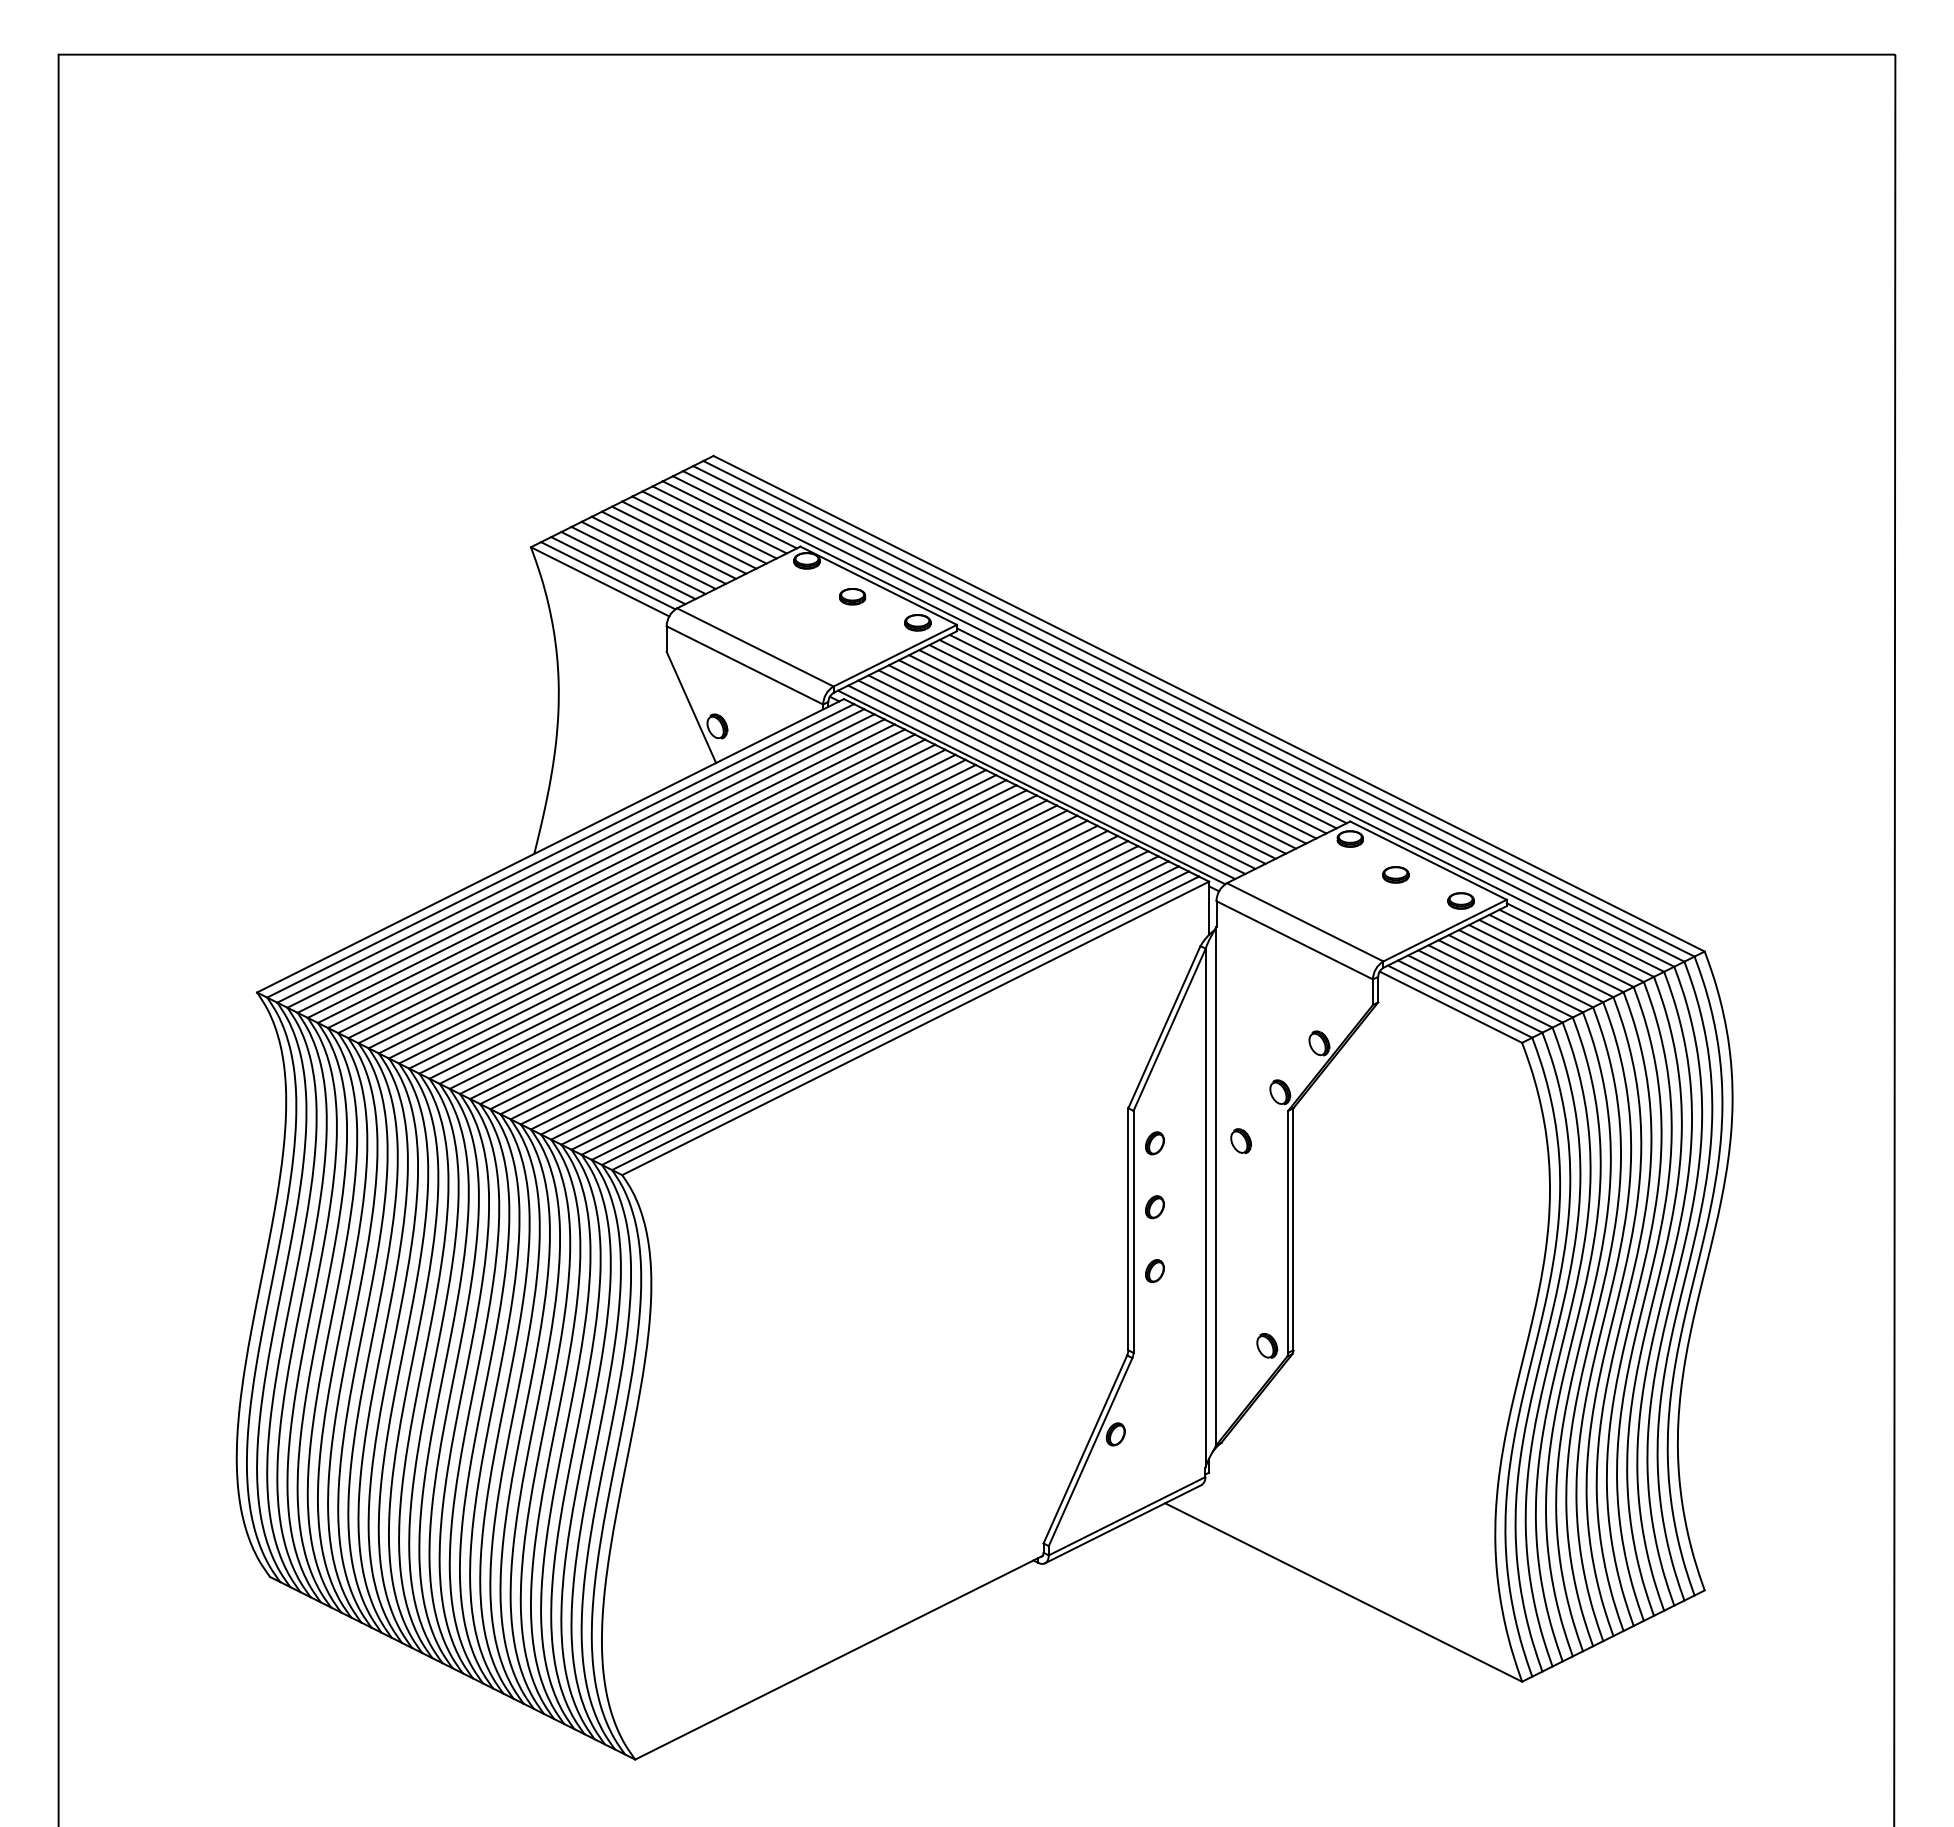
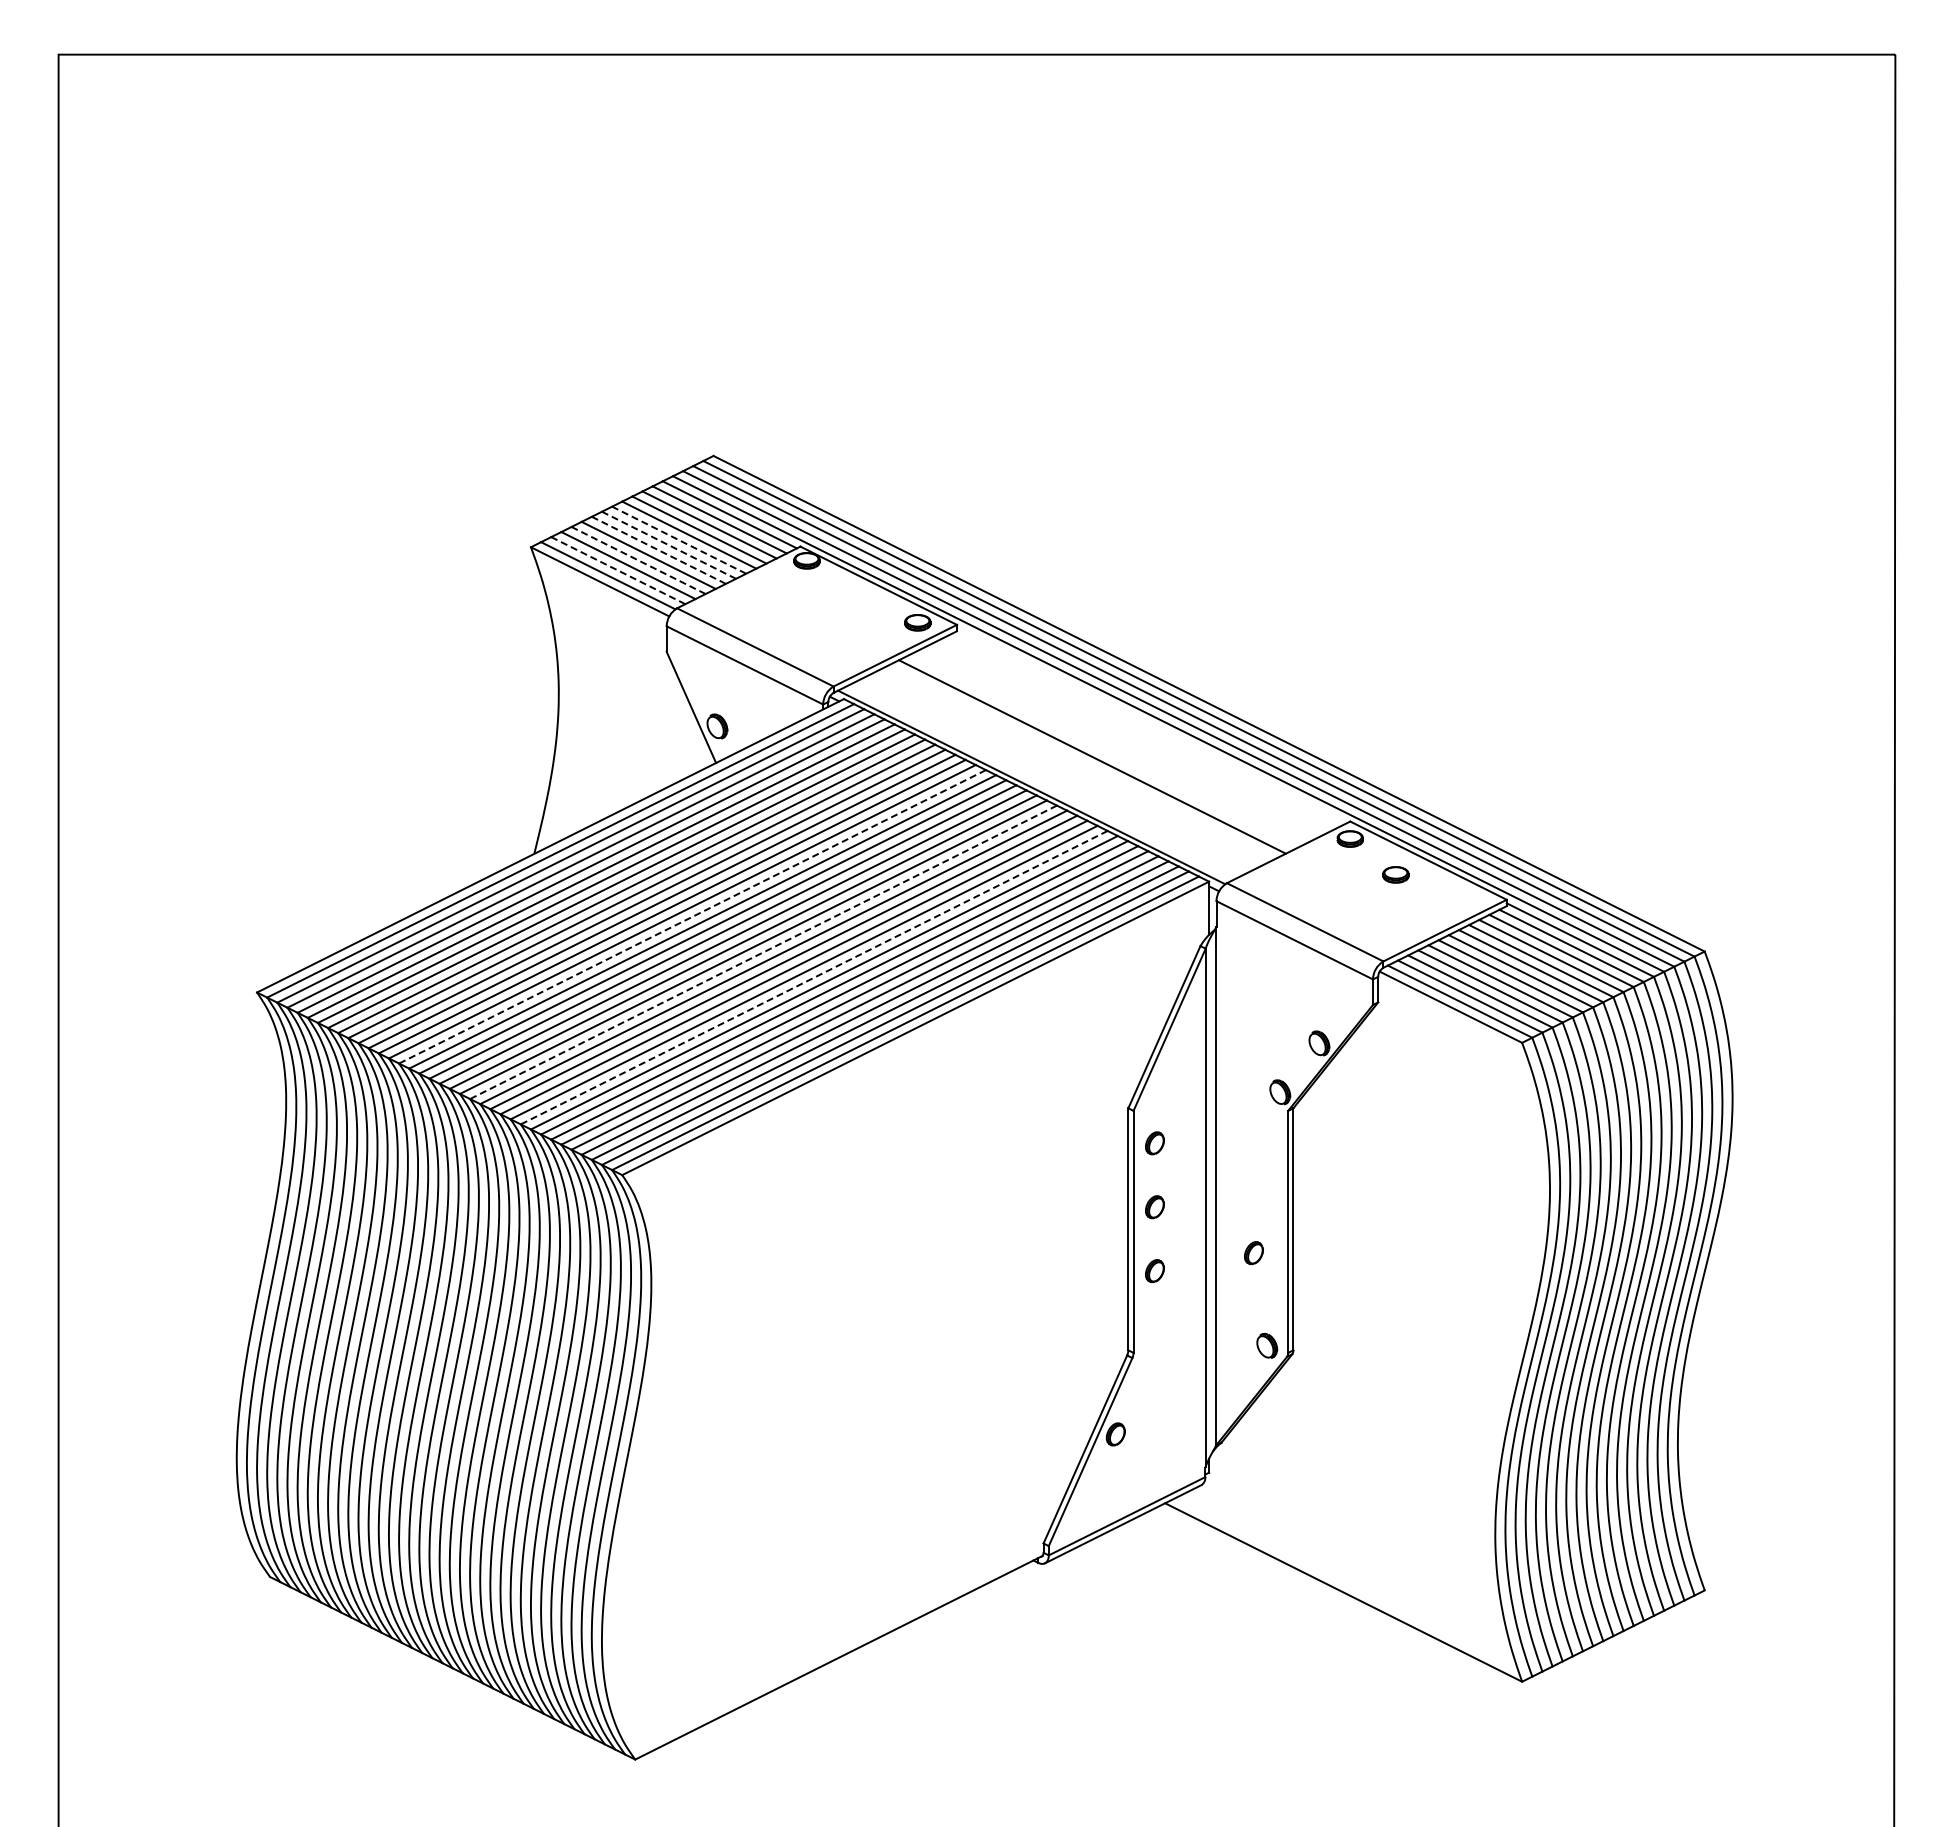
line: solid -> dashed (679, 540)
line: solid -> dashed (669, 545)
line: solid -> dashed (658, 550)
line: solid -> dashed (638, 560)
line: solid -> dashed (618, 570)
part: present -> none (852, 596)
line: present -> none (1151, 725)
line: present -> none (1142, 731)
line: present -> none (1132, 736)
line: present -> none (1122, 741)
line: present -> none (1112, 746)
line: present -> none (1102, 751)
line: present -> none (1081, 761)
line: present -> none (1071, 766)
line: present -> none (1061, 771)
line: present -> none (1051, 777)
line: present -> none (1041, 782)
part: present -> none (1460, 900)
line: solid -> dashed (692, 917)
line: solid -> dashed (763, 952)
line: solid -> dashed (813, 977)
part: present -> none (1241, 1141)
part: none -> present (1253, 1253)
